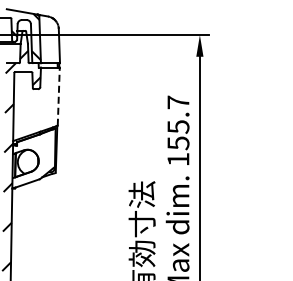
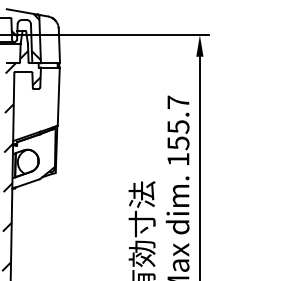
line: dashed -> solid (58, 96)
